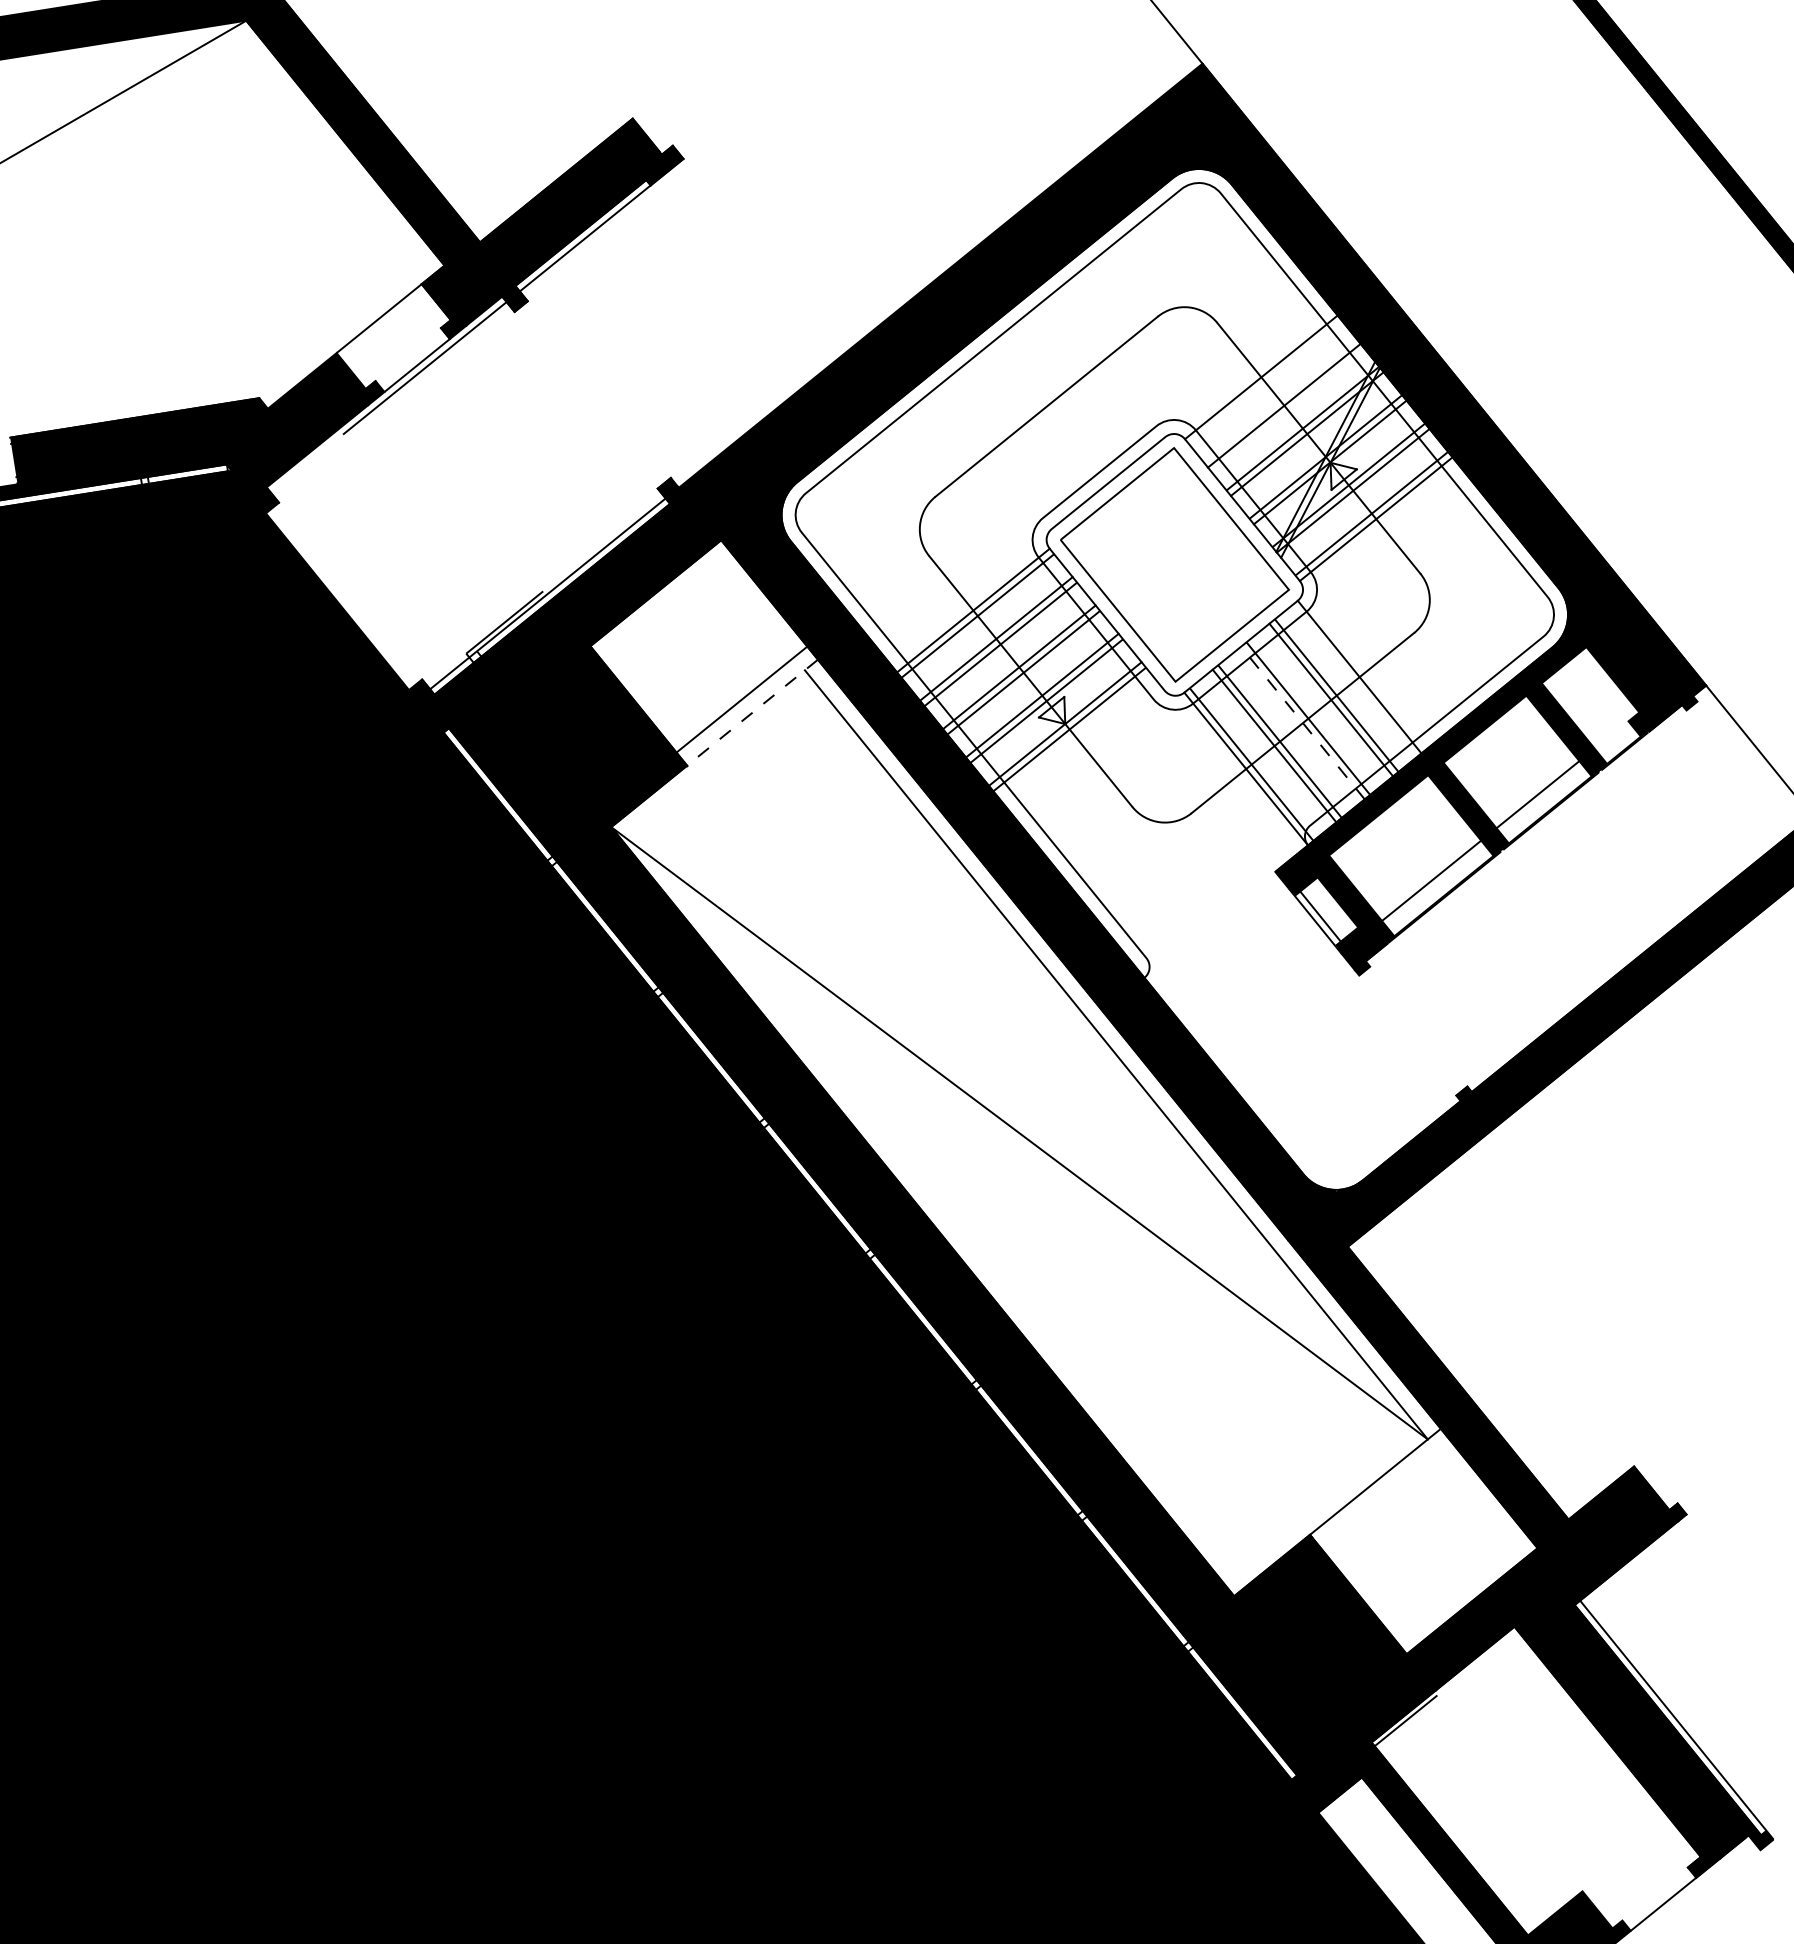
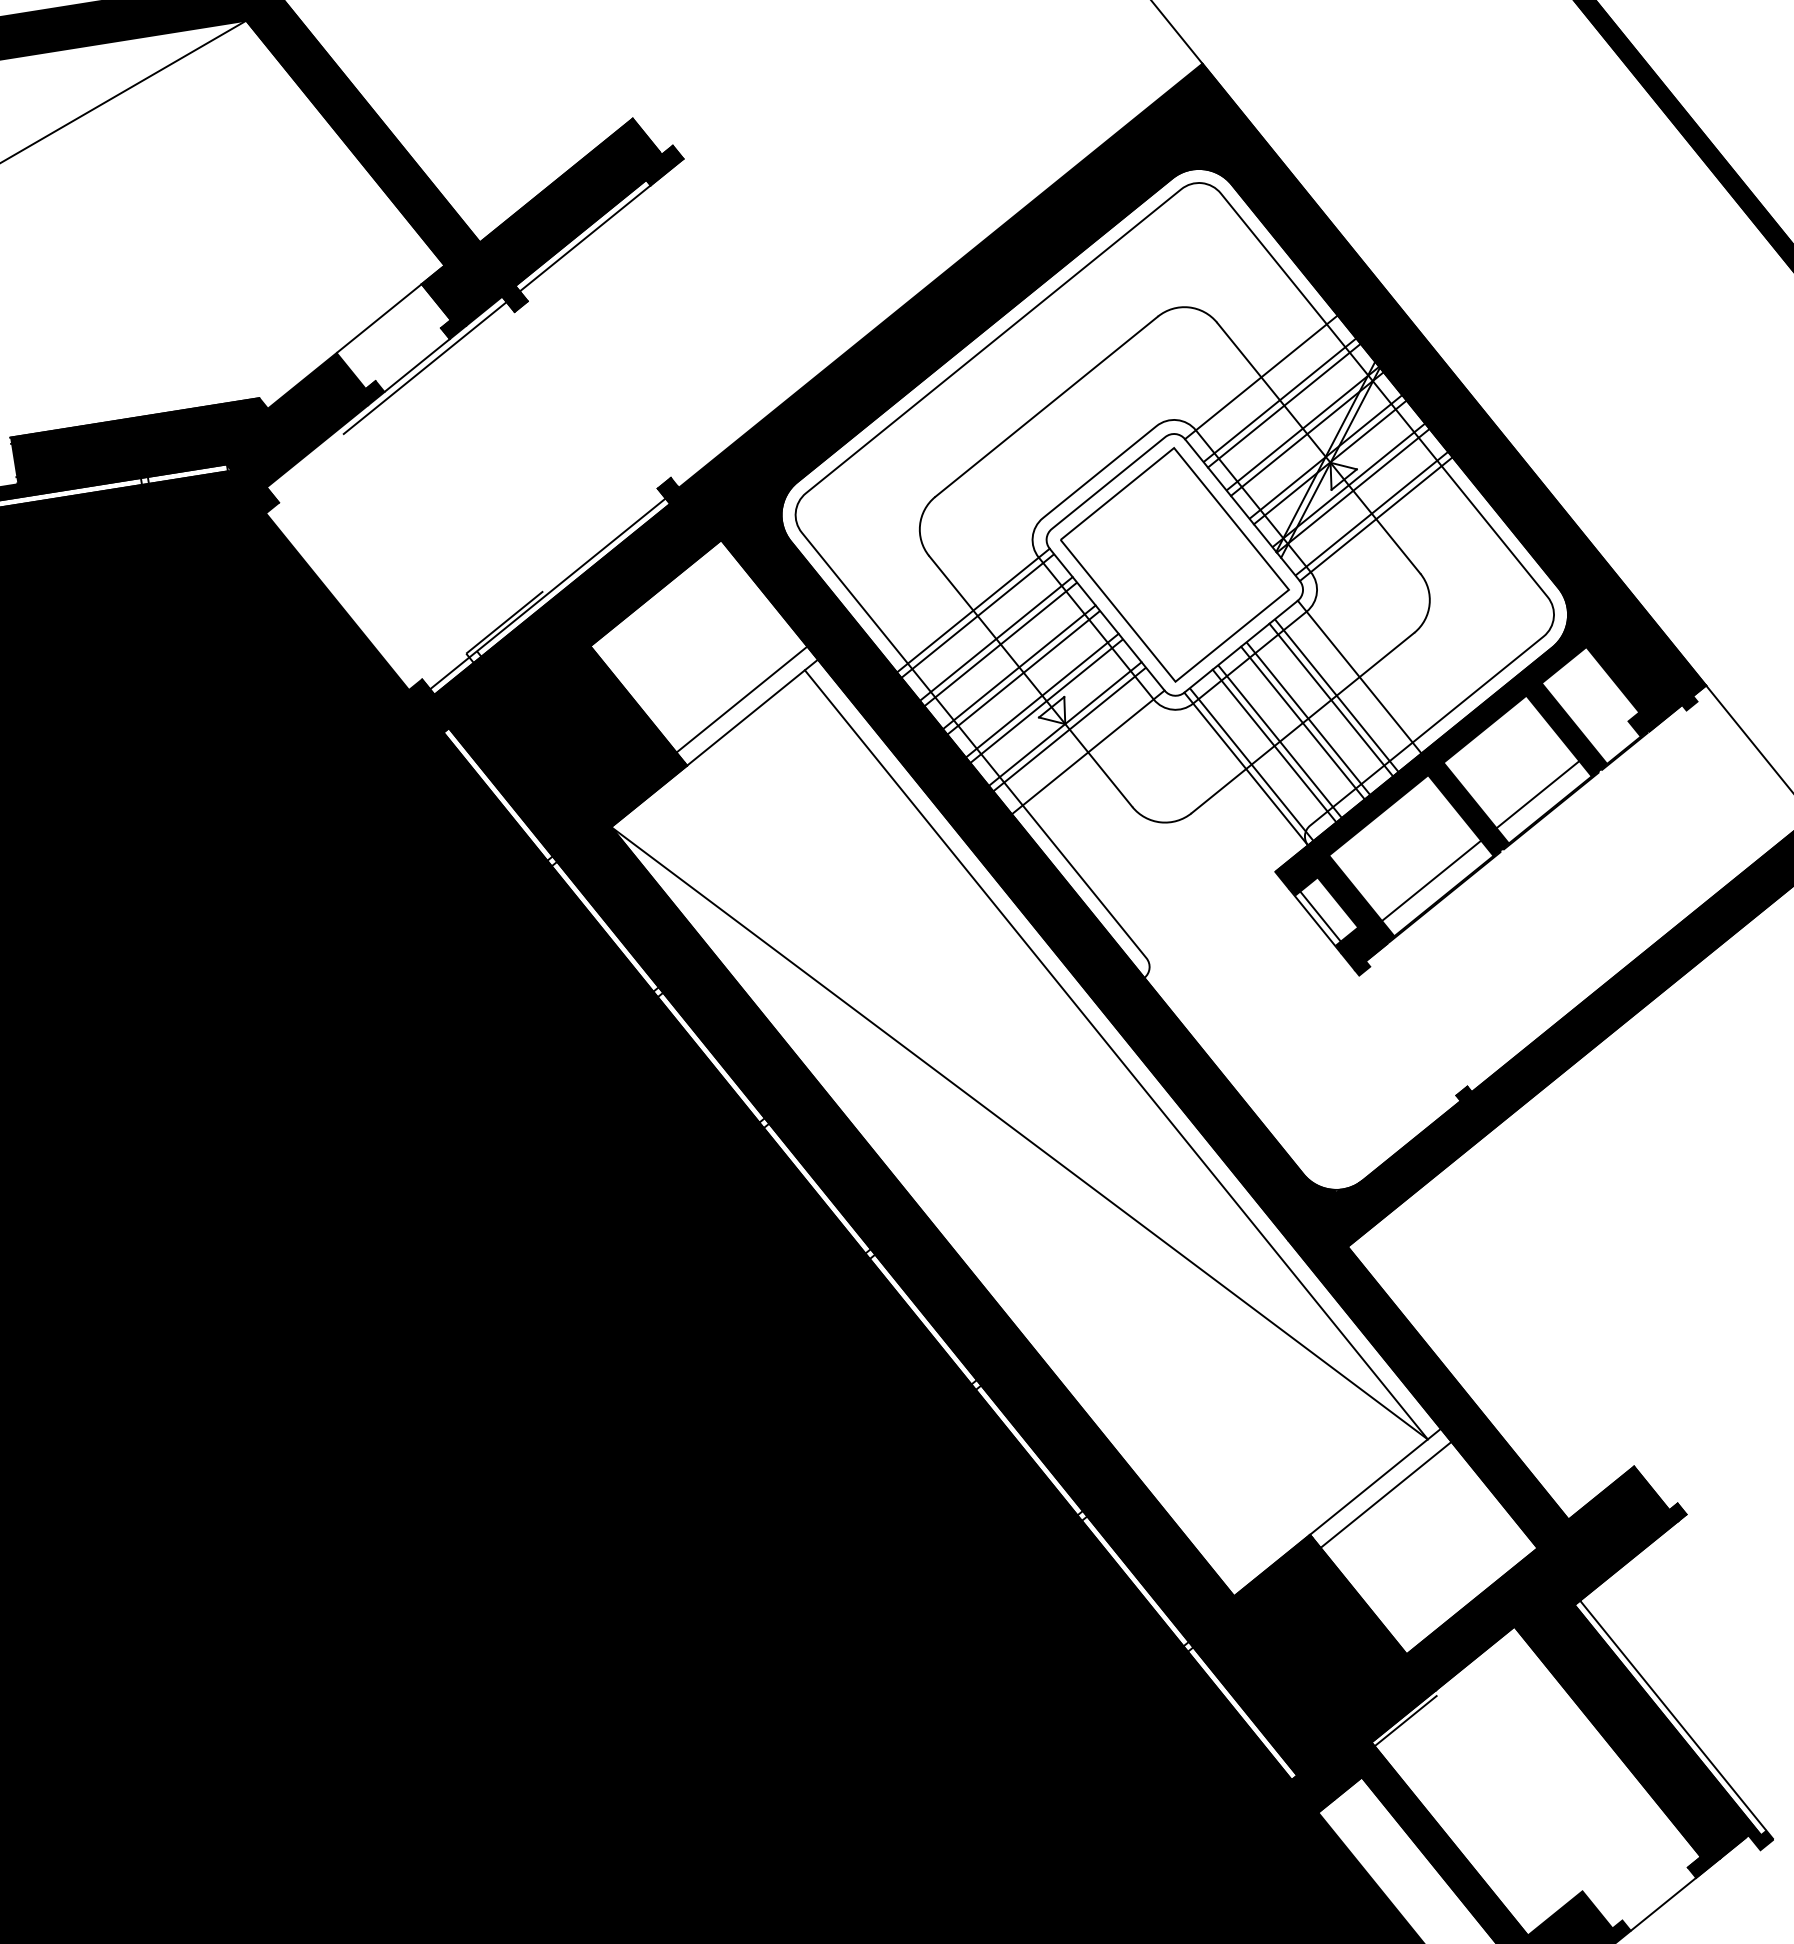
line: none -> present (1279, 400)
line: dashed -> solid (752, 713)
line: dashed -> solid (1302, 722)
line: none -> present (1087, 752)
line: none -> present (1385, 1494)
